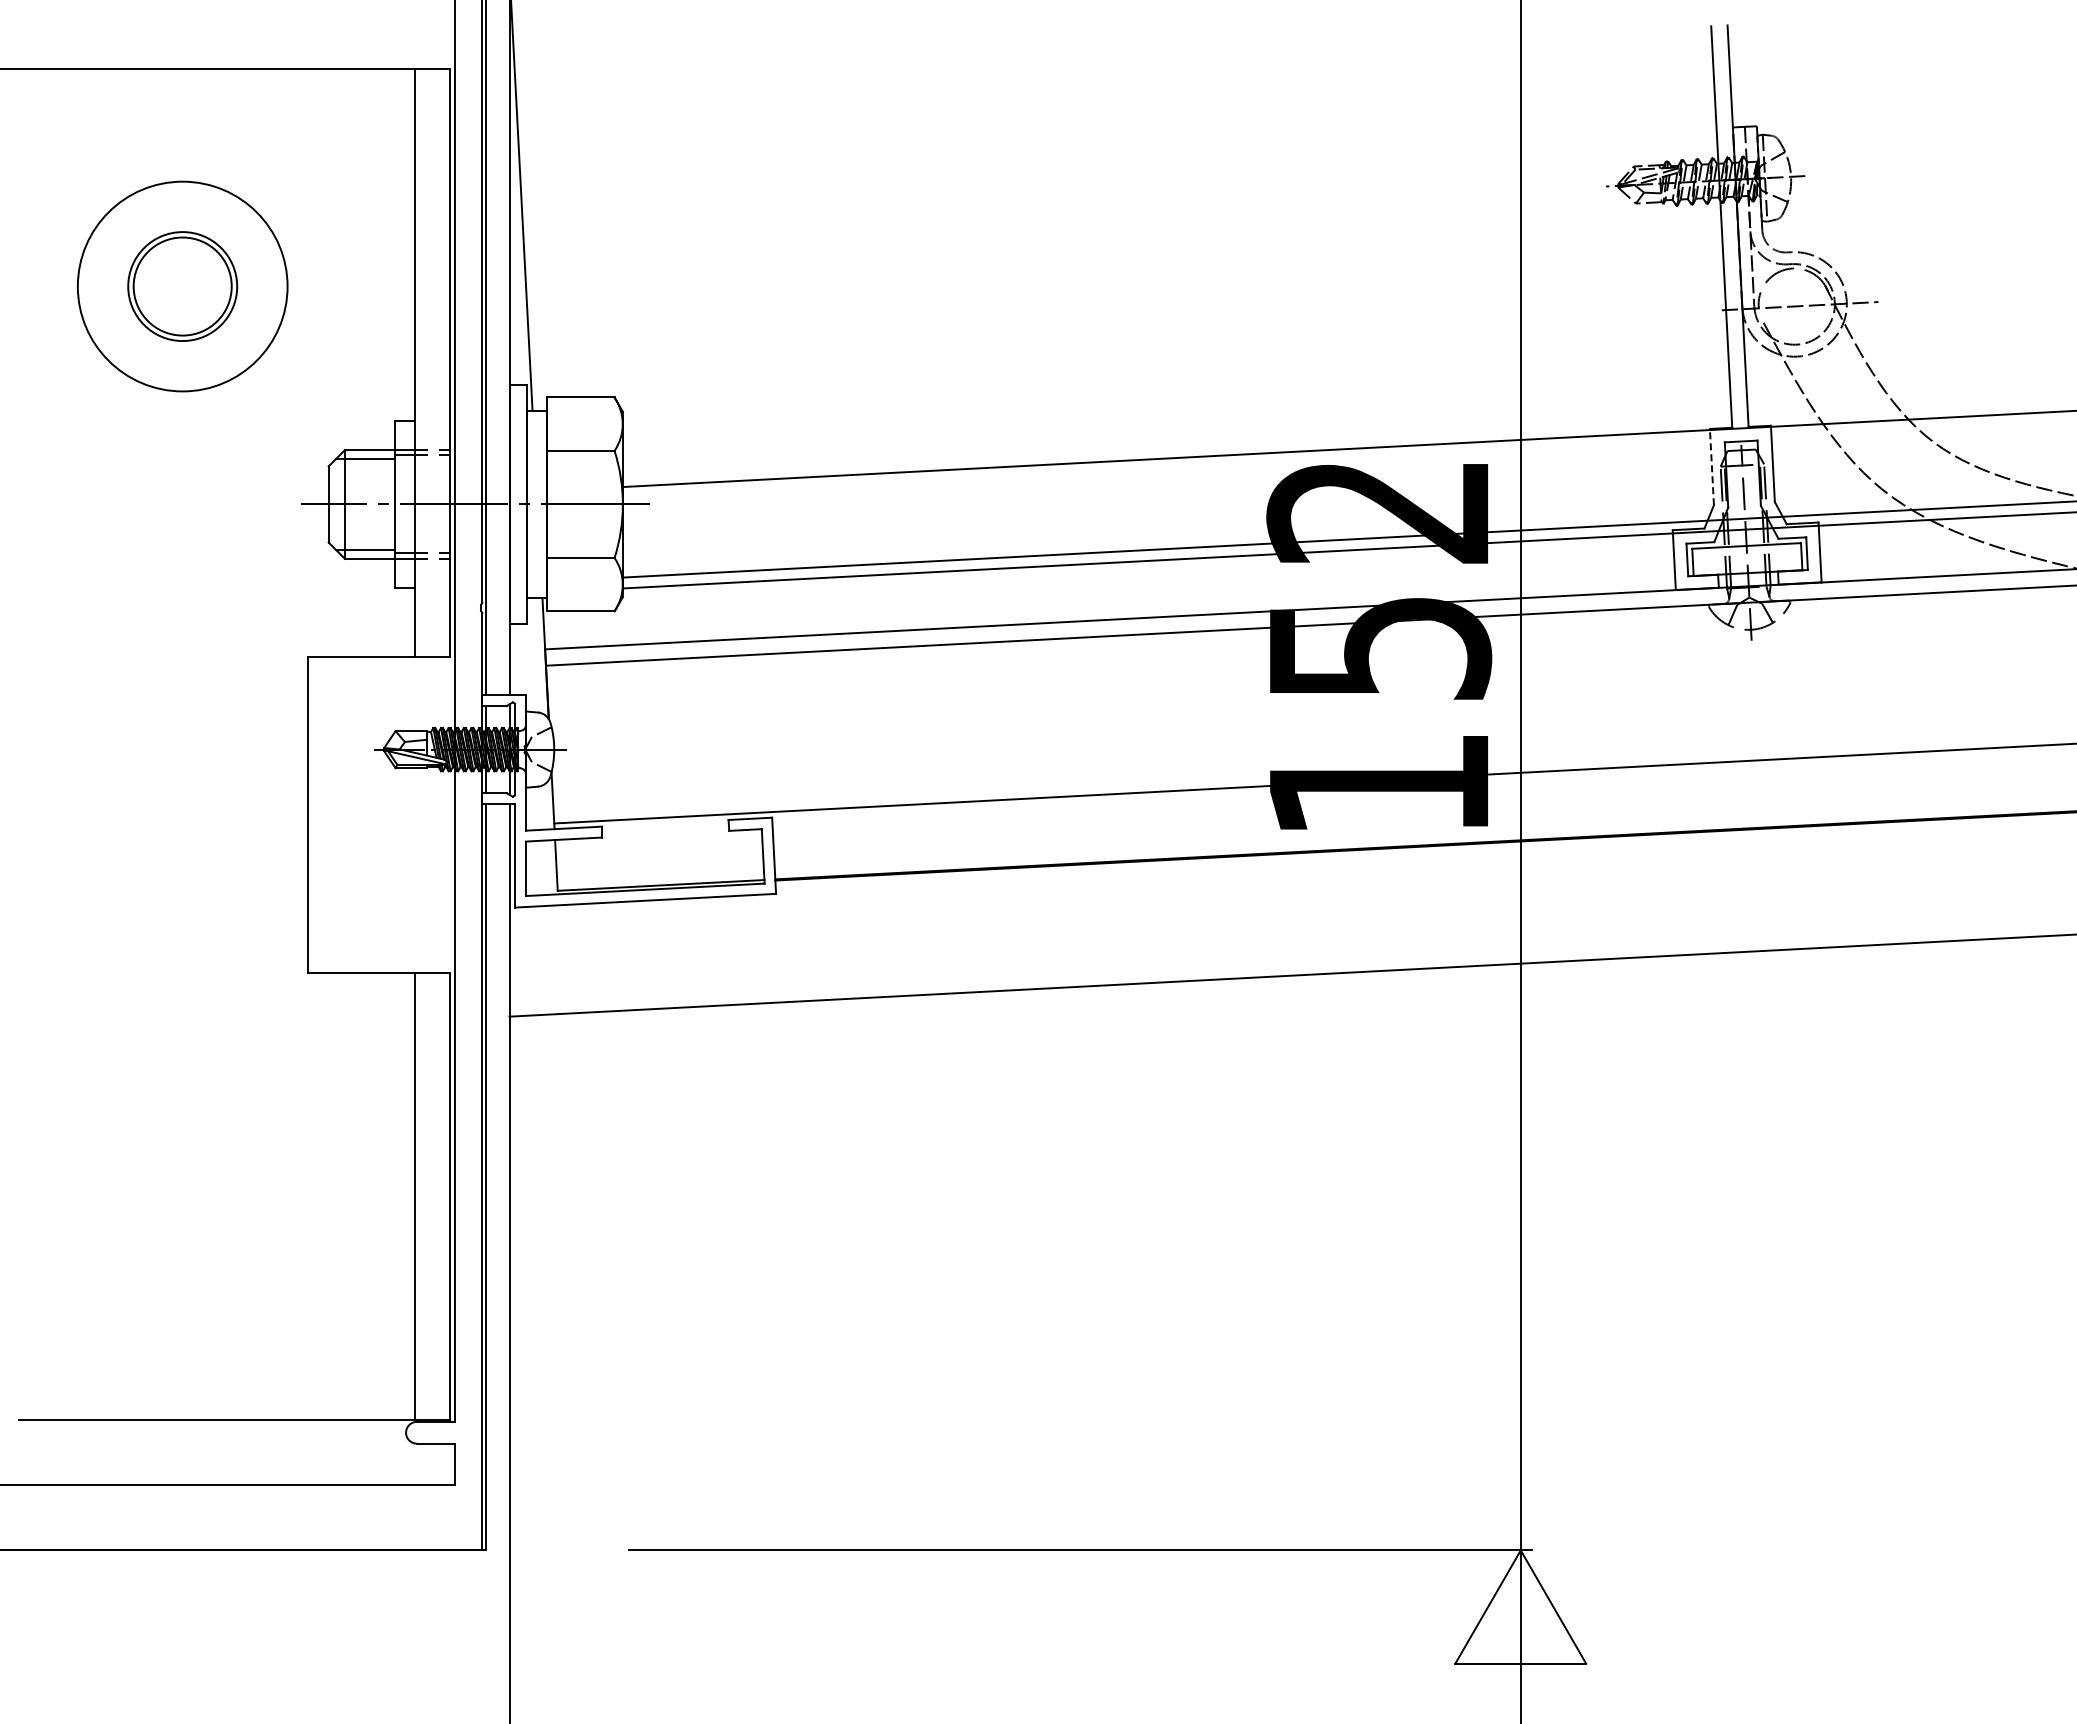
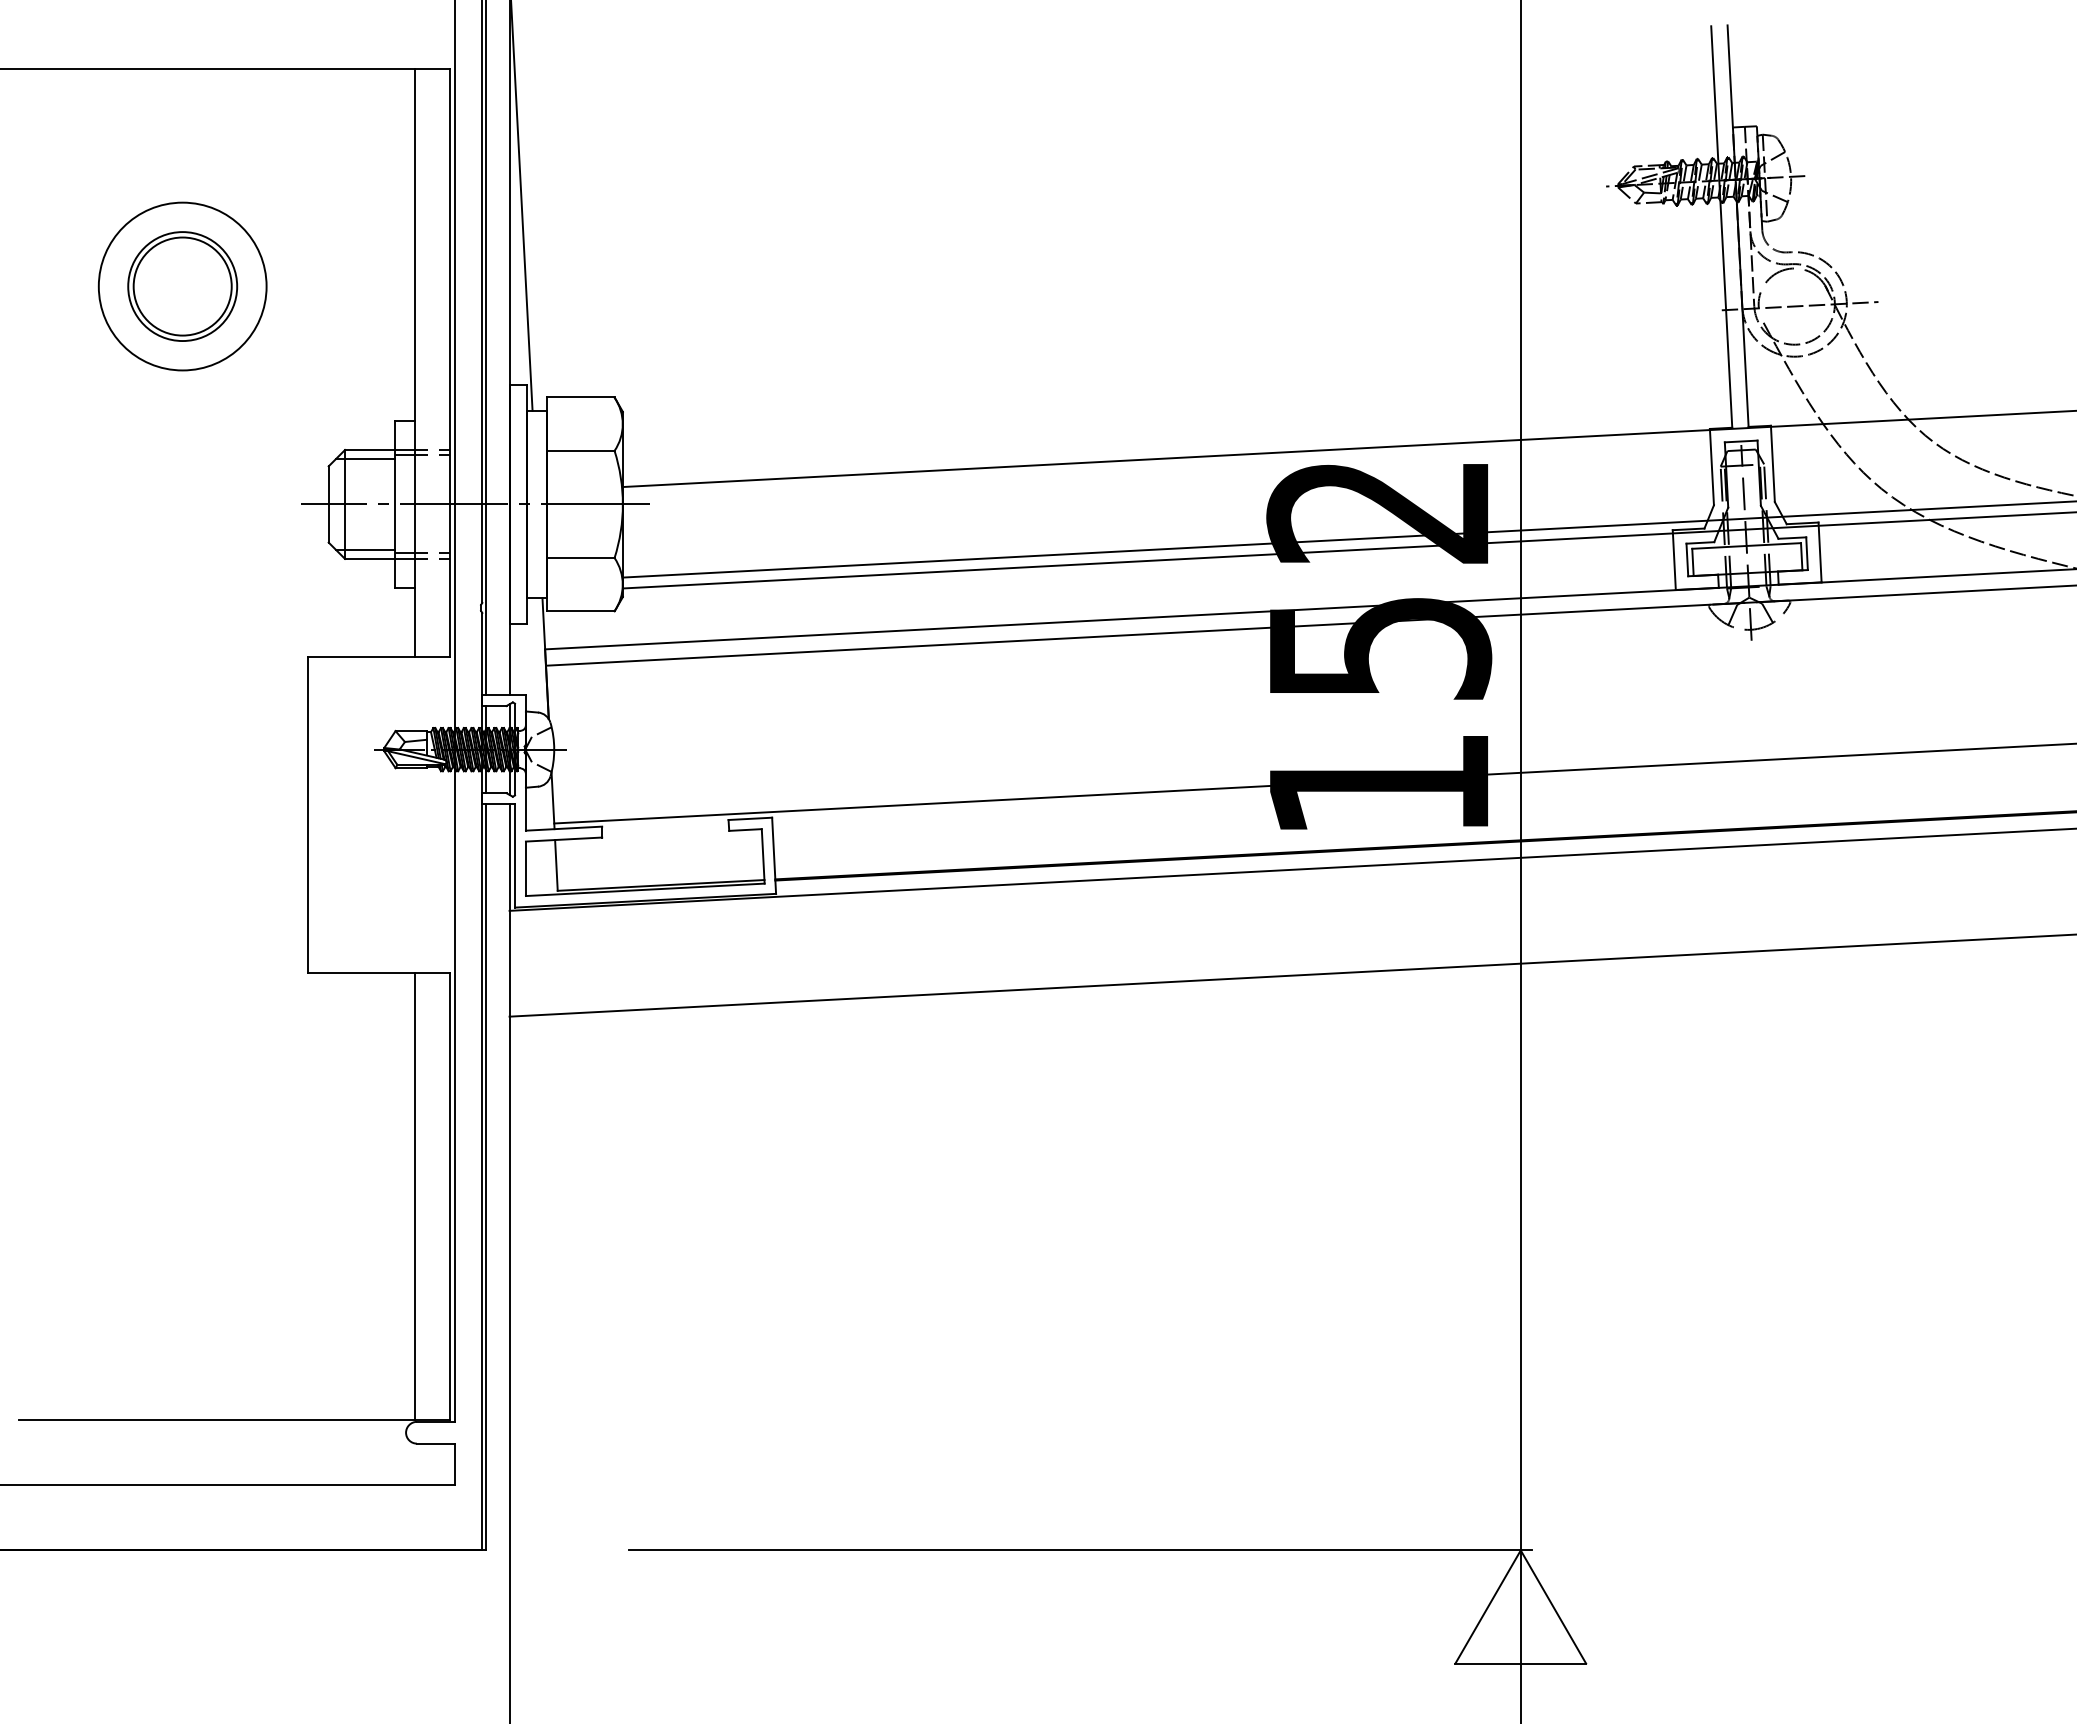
circle diameter: 210 px -> 168 px (182, 286)
line: dashed -> solid (1711, 466)
line: none -> present (1291, 869)
